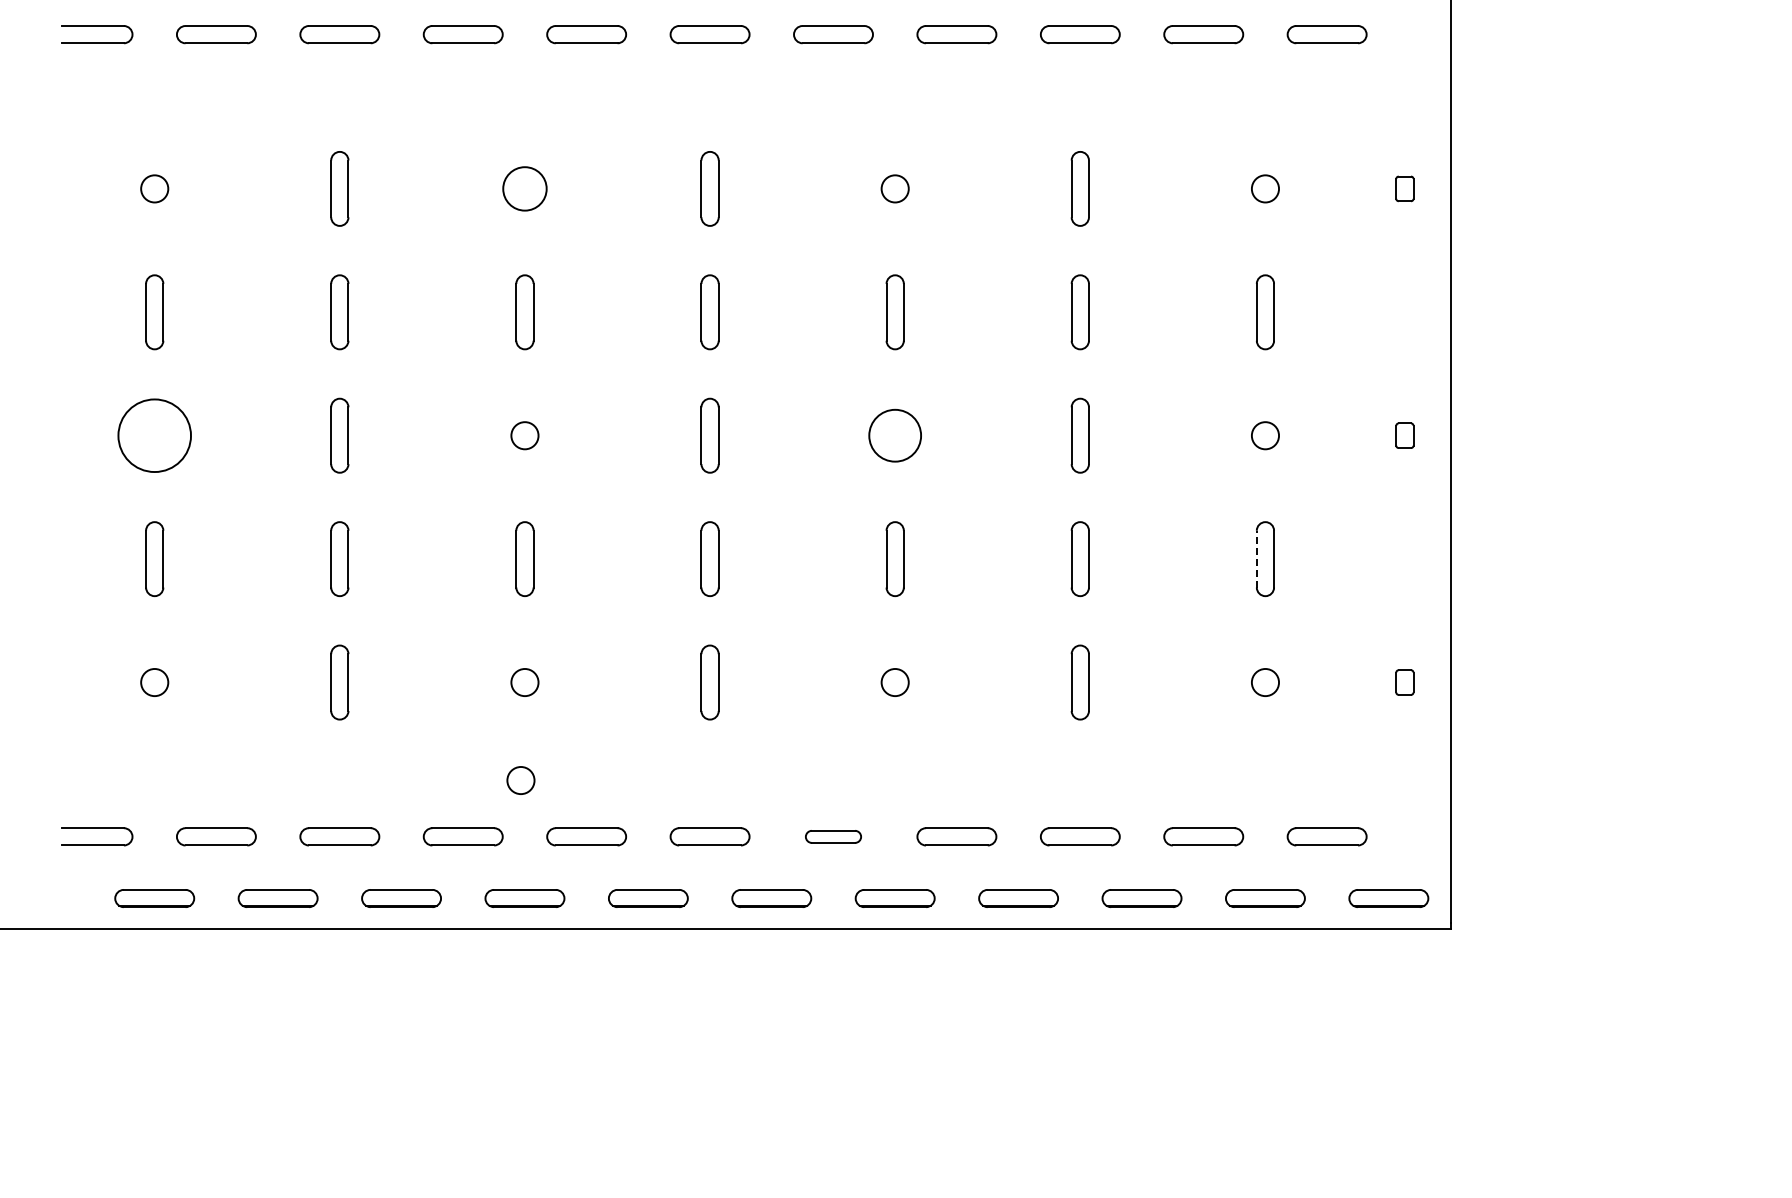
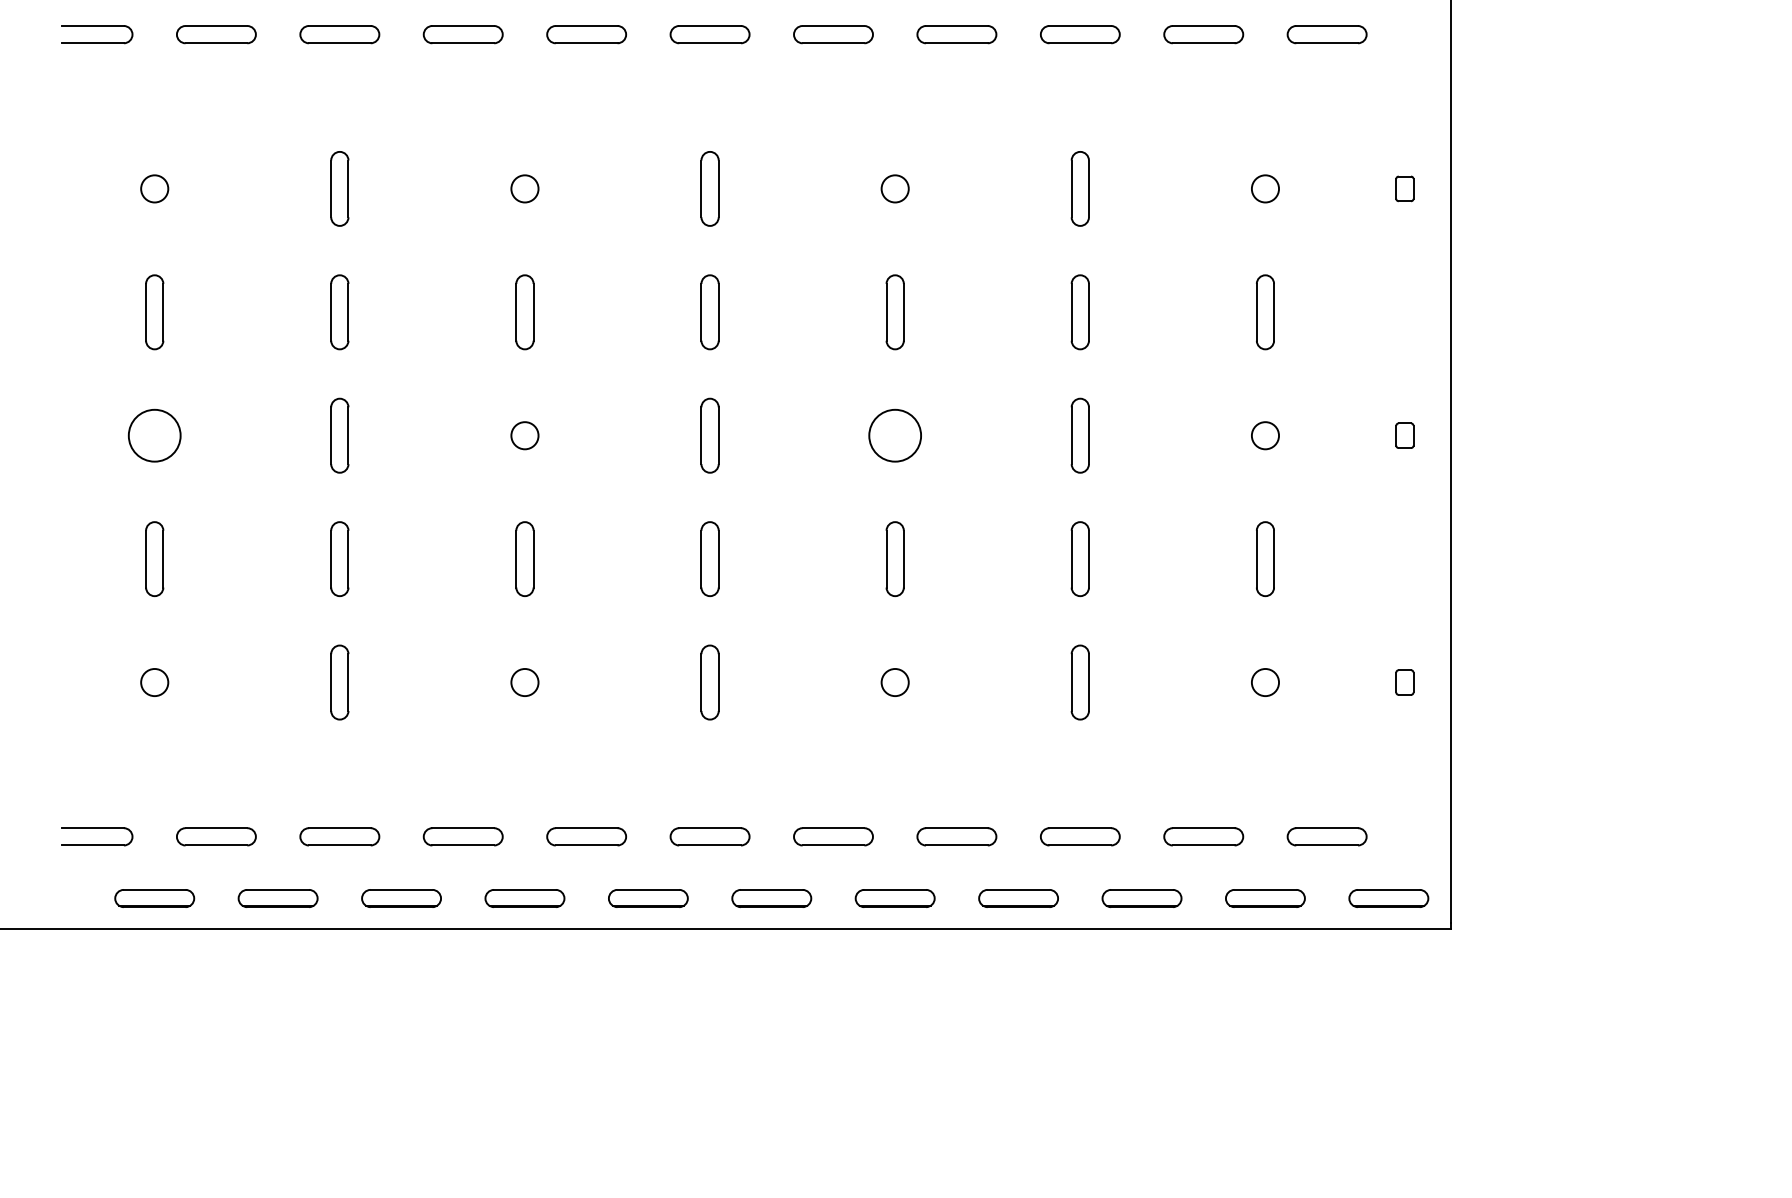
circle diameter: 43 px -> 27 px (524, 188)
circle diameter: 73 px -> 52 px (154, 435)
line: dashed -> solid (1256, 558)
circle: present -> none (520, 780)
part size: 57x14 px -> 81x20 px (833, 836)
